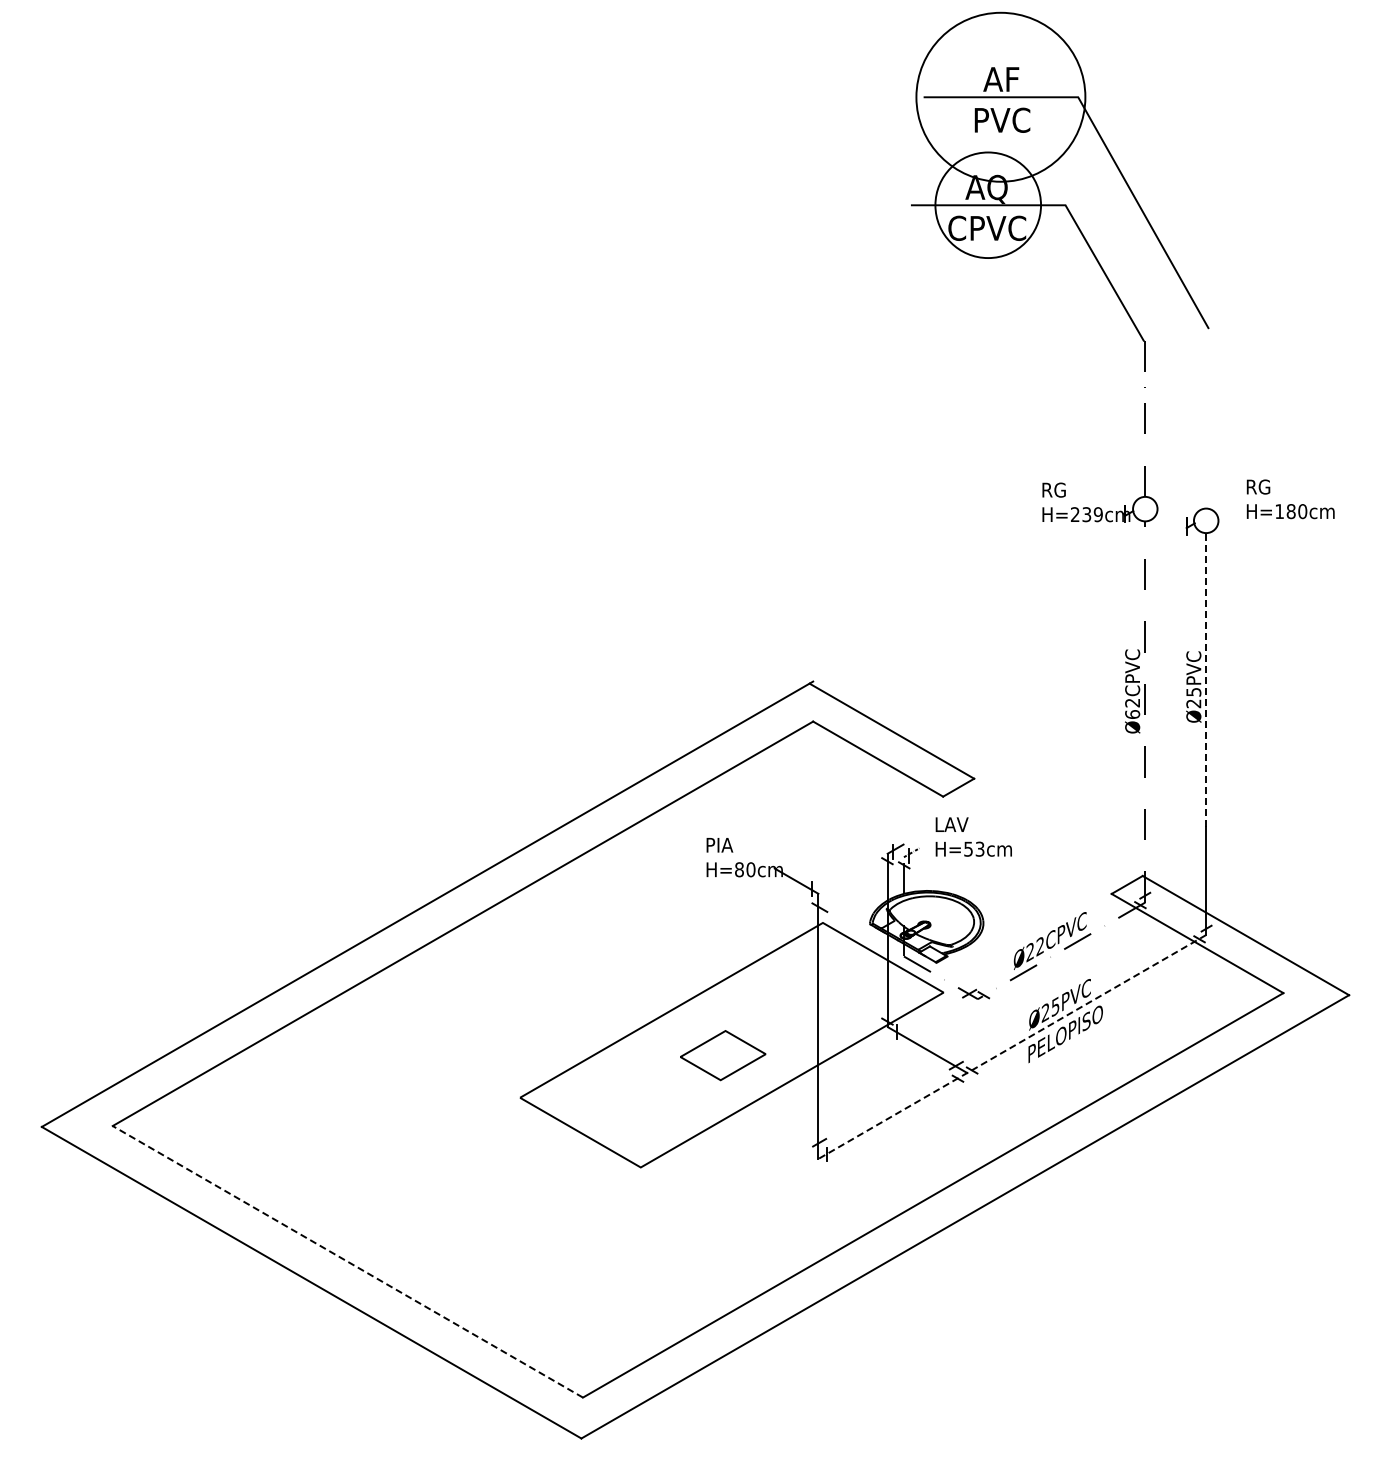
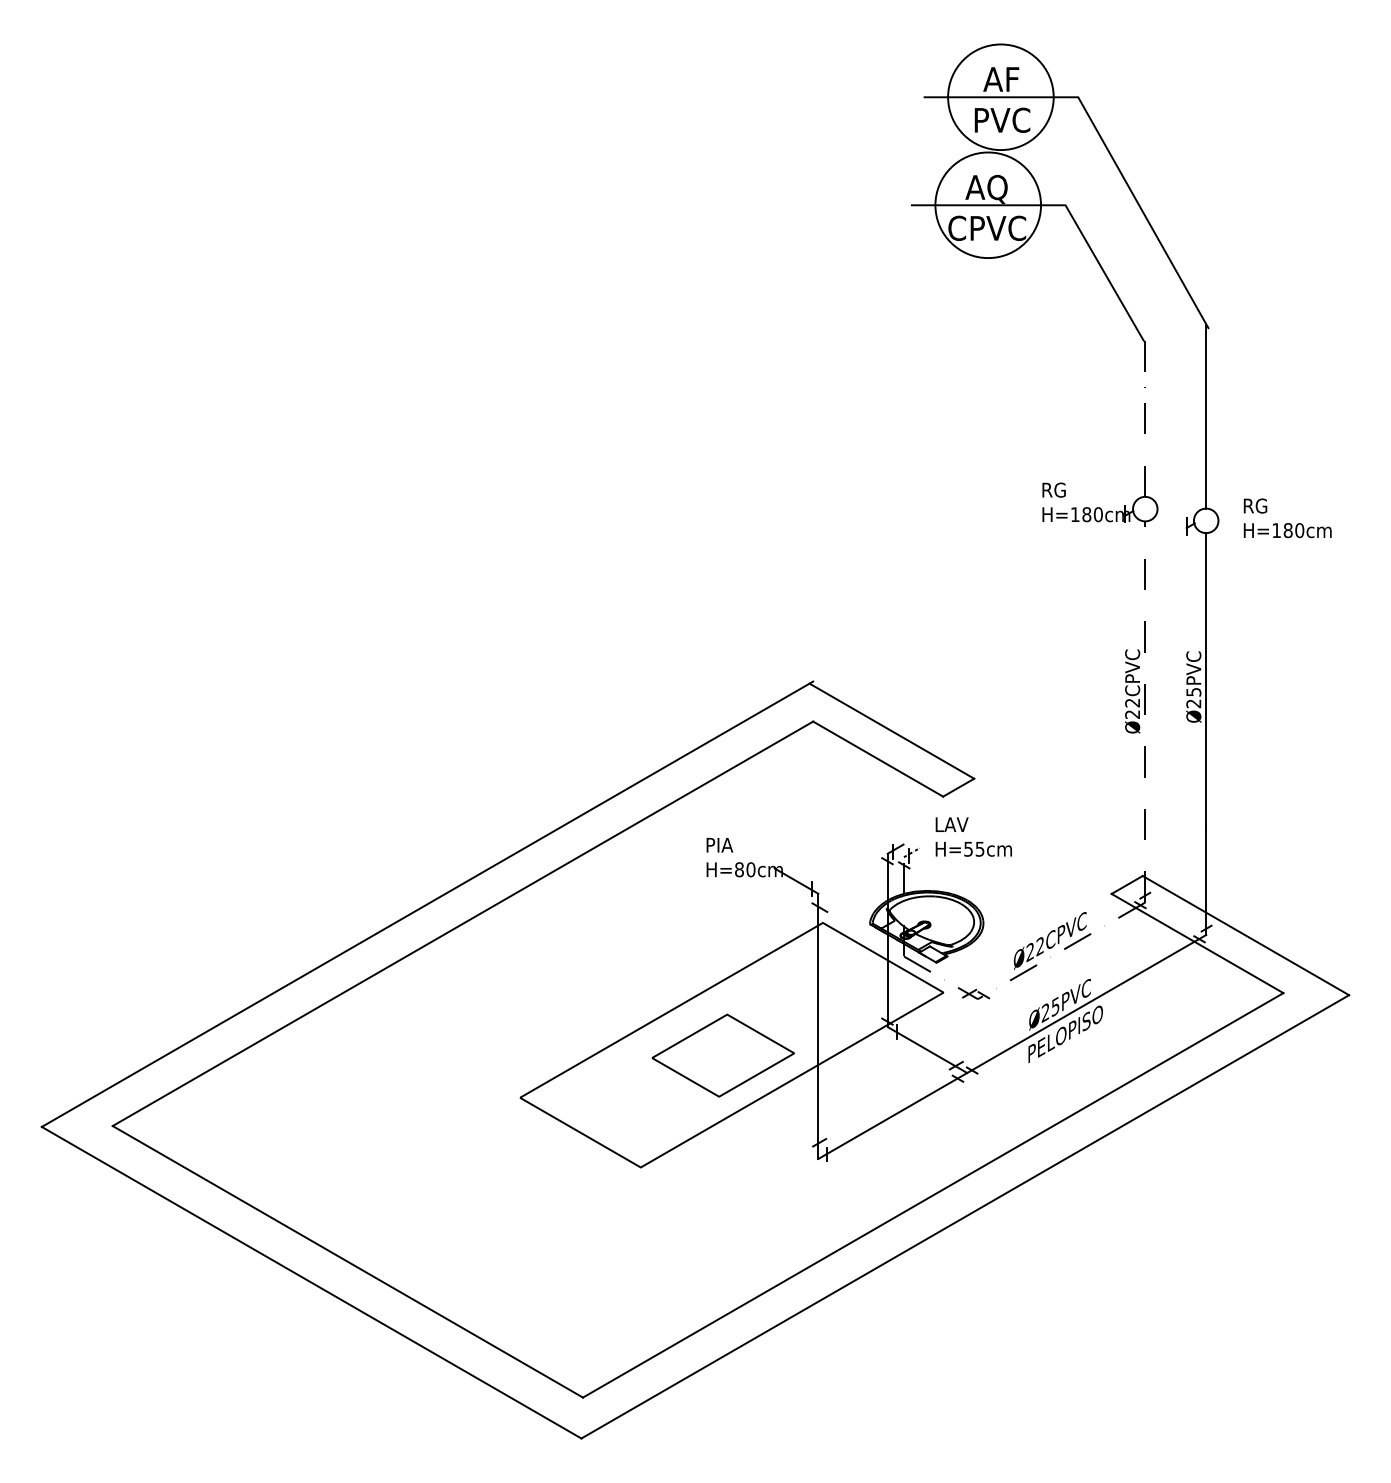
circle diameter: 169 px -> 106 px (1000, 97)
line: none -> present (1206, 416)
text position: (1290, 499) -> (1287, 518) (1287, 518)
text: H=239cm -> H=180cm (1086, 514)
line: dashed -> solid (1206, 679)
text: Ø62CPVC -> Ø22CPVC (1132, 714)
text: H=53cm -> H=55cm (980, 848)
line: dashed -> solid (1012, 1046)
part size: 87x52 px -> 144x85 px (722, 1055)
line: dashed -> solid (347, 1261)
